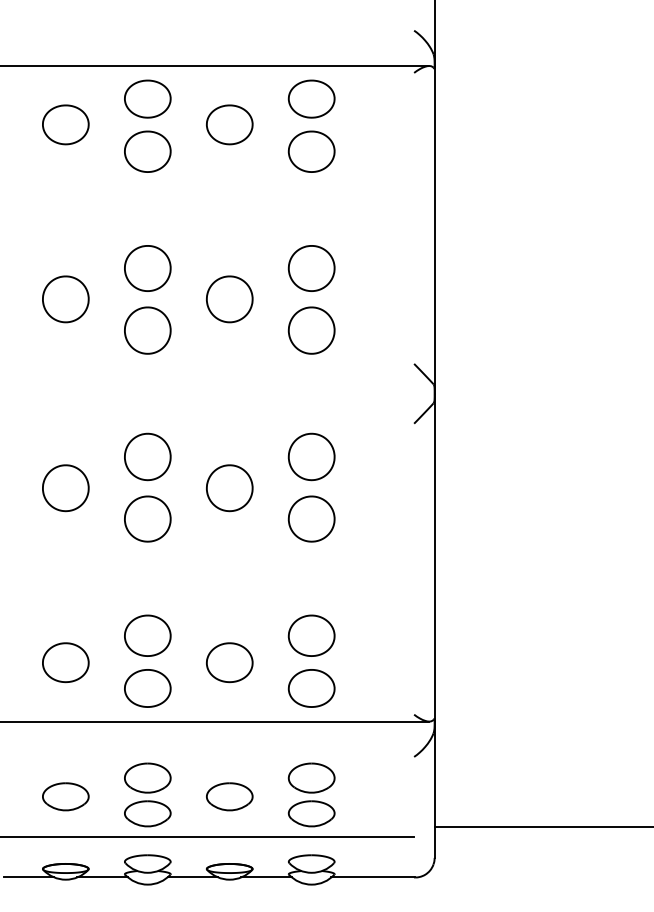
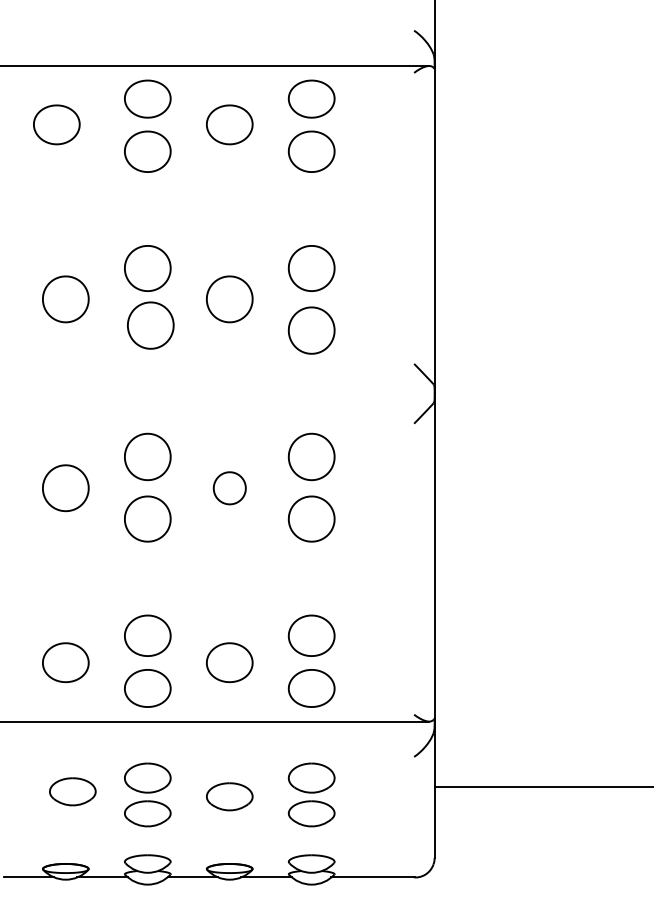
part position: (65, 124) -> (56, 124) (56, 124)
part position: (147, 330) -> (150, 325) (150, 325)
part size: 48x49 px -> 35x35 px (229, 488)
part position: (65, 796) -> (72, 791) (72, 791)
line position: (542, 827) -> (542, 787) (542, 787)
line: present -> none (208, 837)
